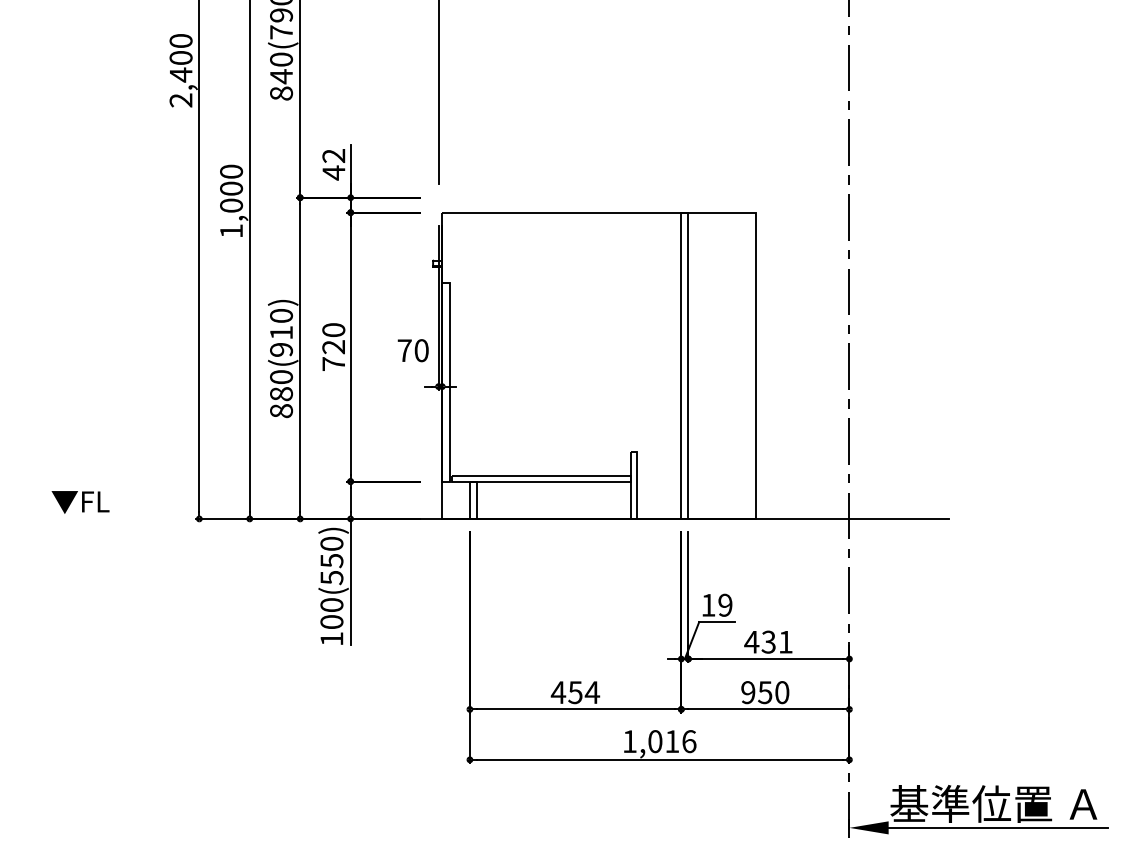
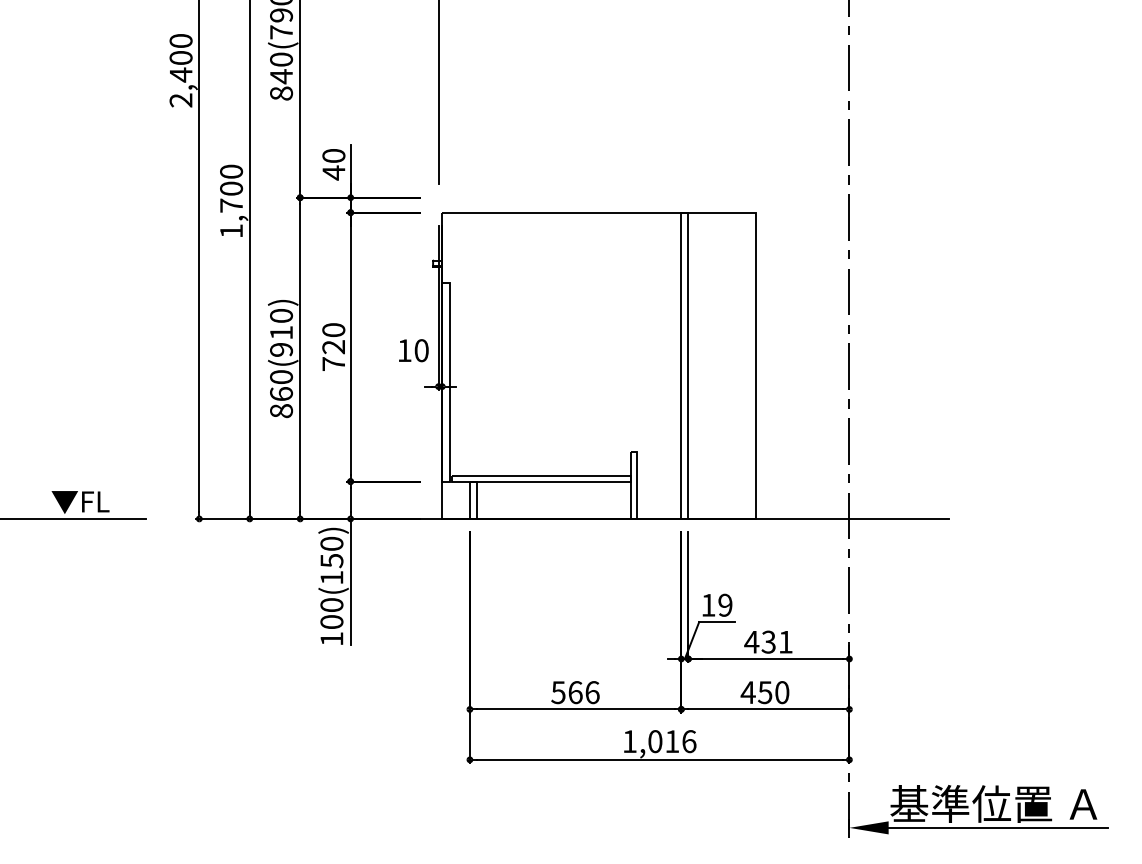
text: 42 -> 40 (333, 155)
text: 1,000 -> 1,700 (231, 205)
text: 70 -> 10 (404, 350)
text: 880(910) -> 860(910) (281, 394)
line: none -> present (74, 518)
text: 100(550) -> 100(150) (331, 578)
text: 454 -> 566 (575, 692)
text: 950 -> 450 (747, 692)
